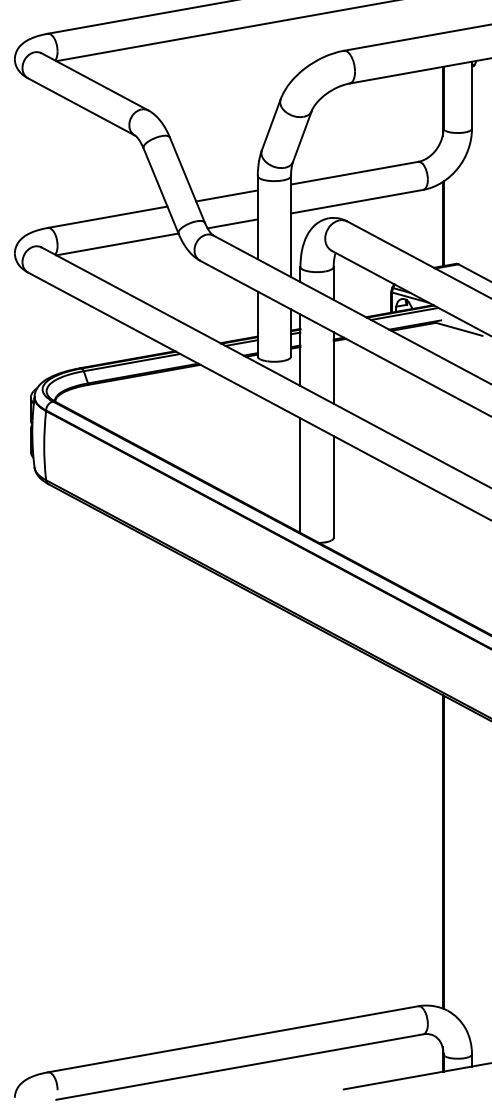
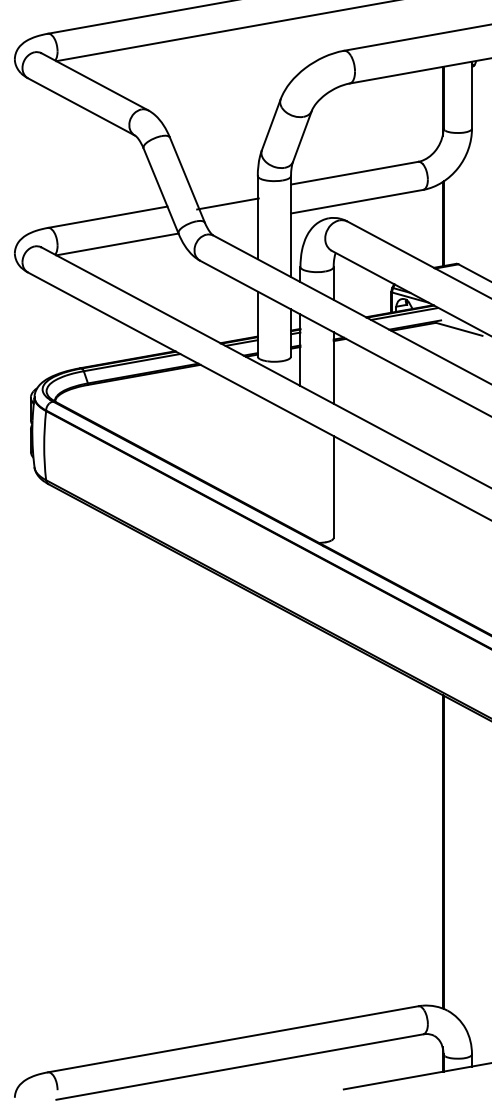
line position: (226, 195) -> (227, 203) (227, 203)
line: present -> none (232, 223)
line: present -> none (300, 475)
